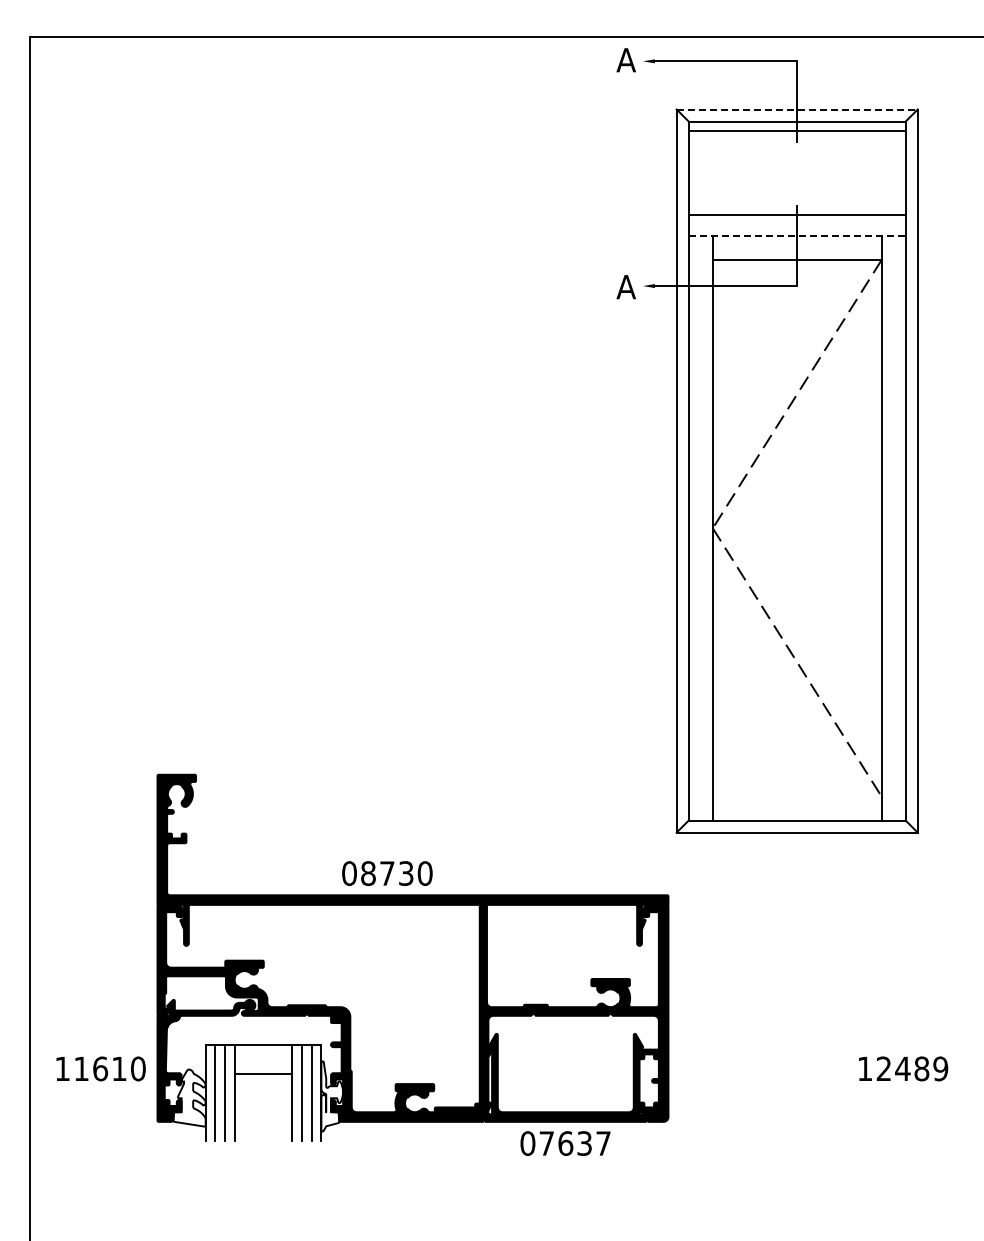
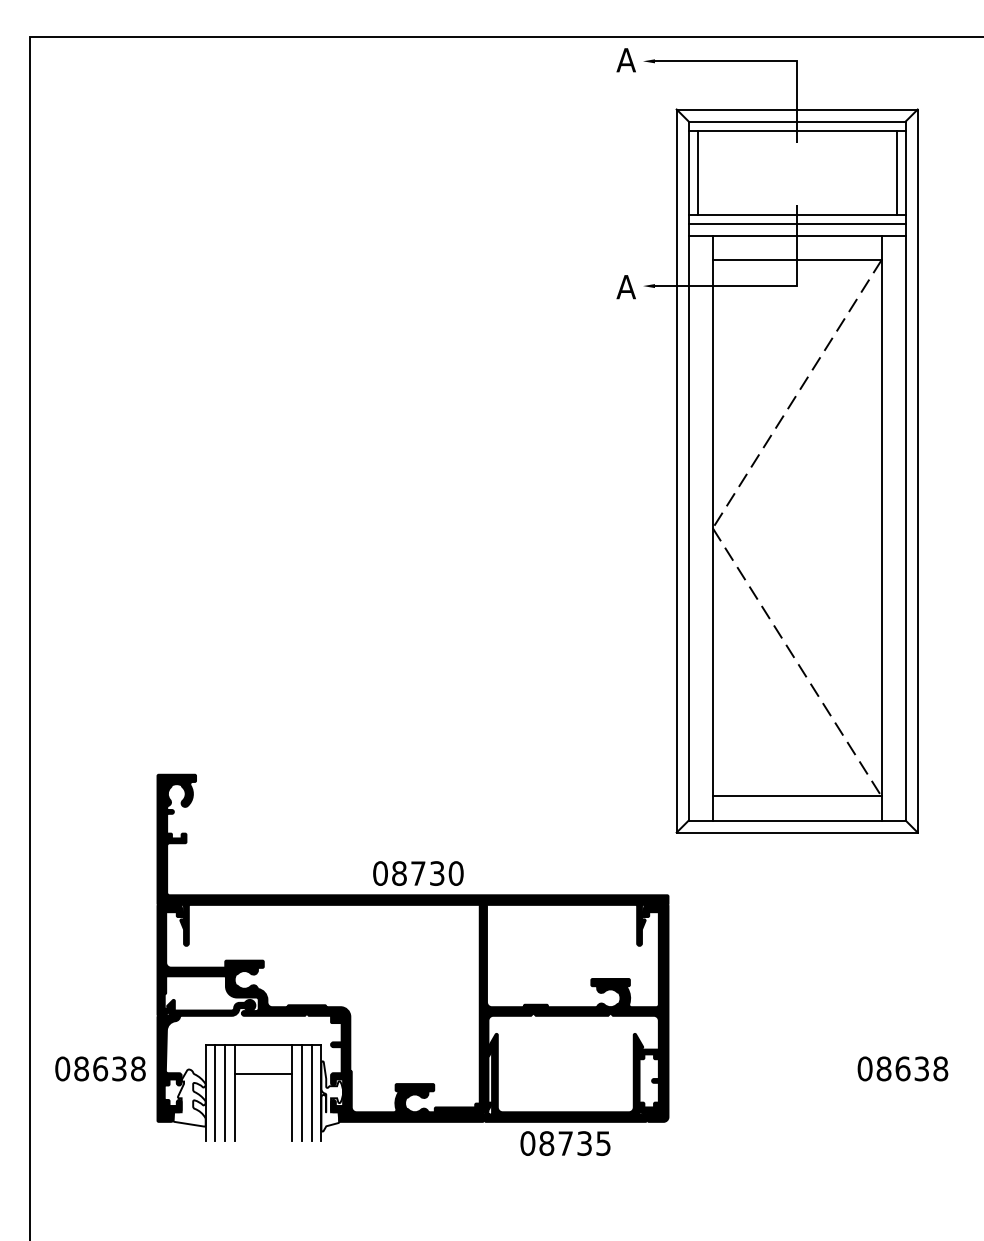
line: dashed -> solid (797, 109)
line: none -> present (697, 172)
line: none -> present (896, 172)
line: none -> present (796, 224)
line: dashed -> solid (797, 236)
line: none -> present (796, 796)
text position: (387, 873) -> (418, 873) (418, 873)
text: 11610 -> 08638 (100, 1068)
text: 12489 -> 08638 (902, 1068)
text: 07637 -> 08735 (574, 1143)
